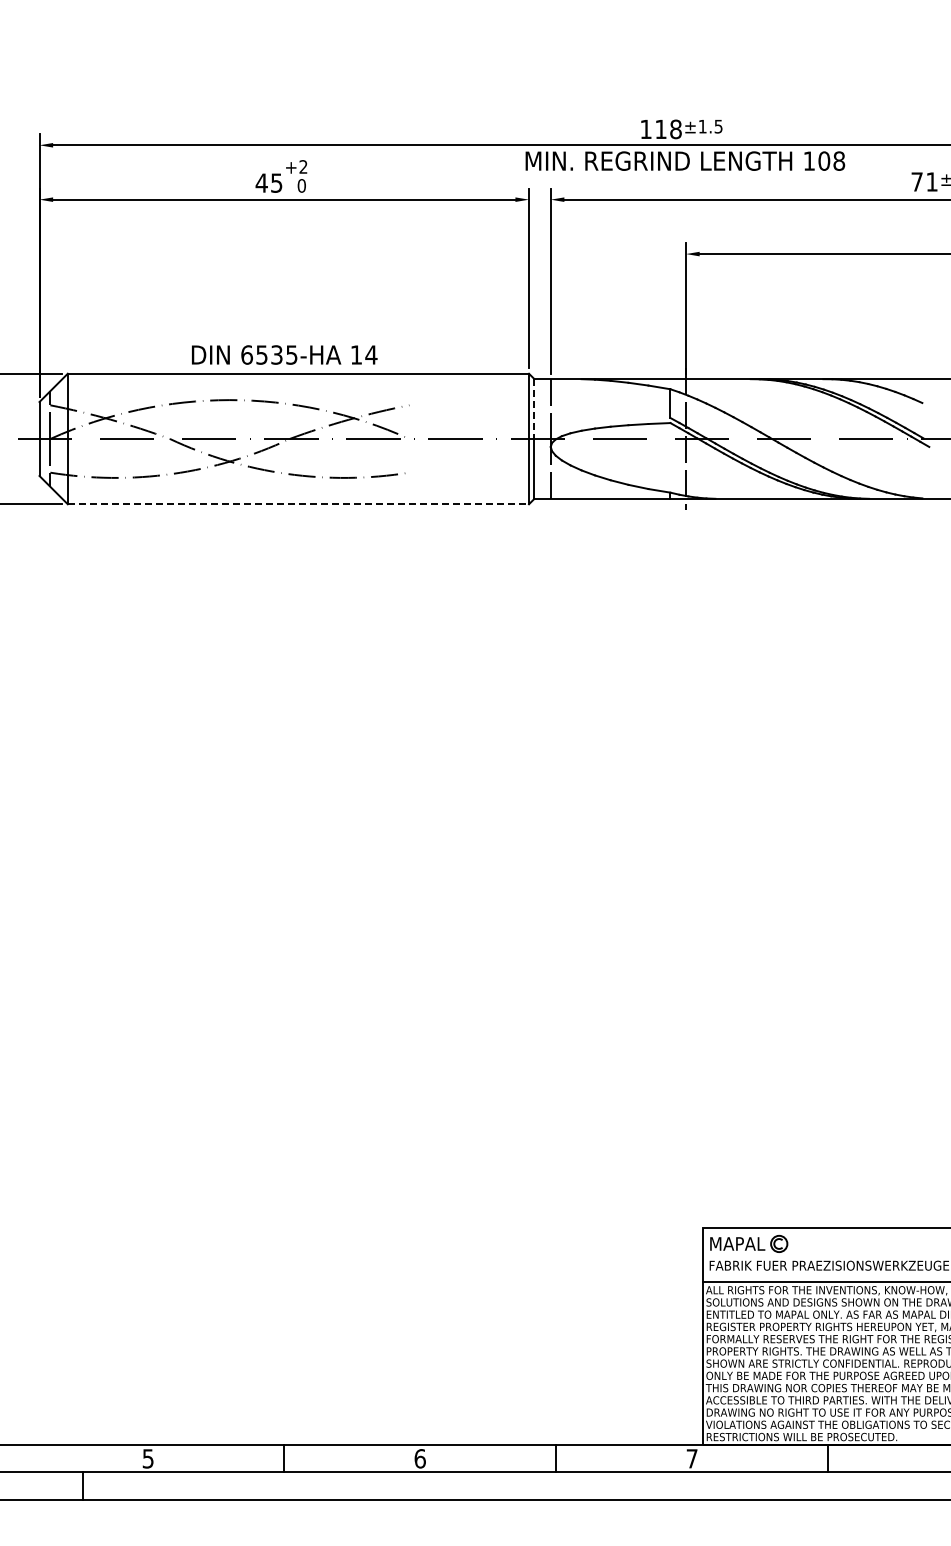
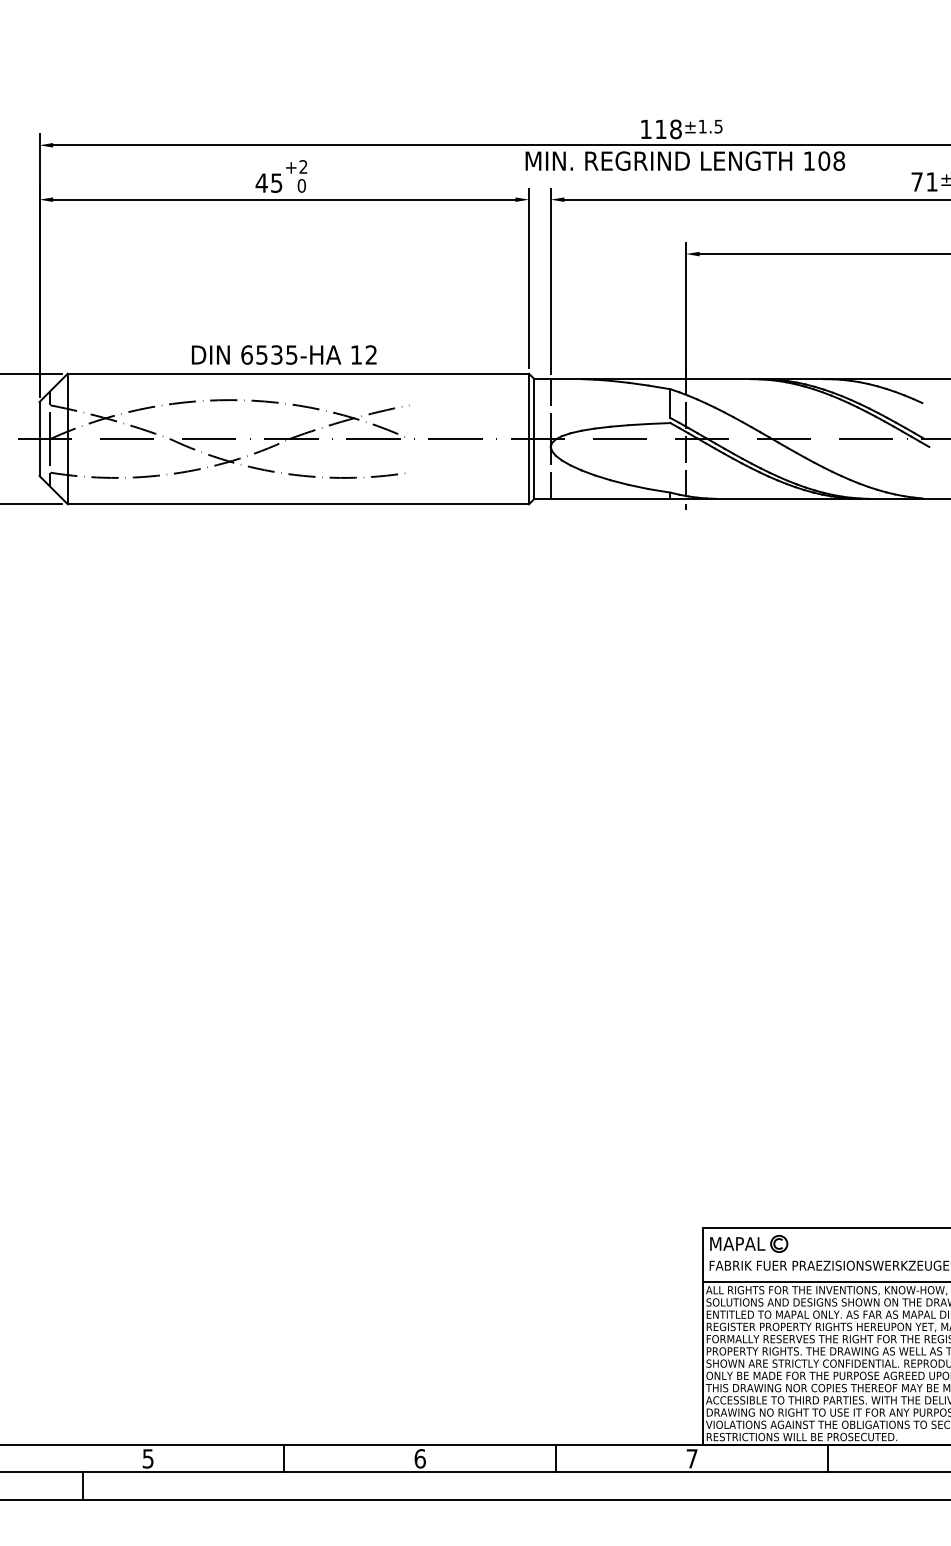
text: 14 -> 12 (371, 354)
line: dashed -> solid (534, 409)
line: dashed -> solid (298, 504)
